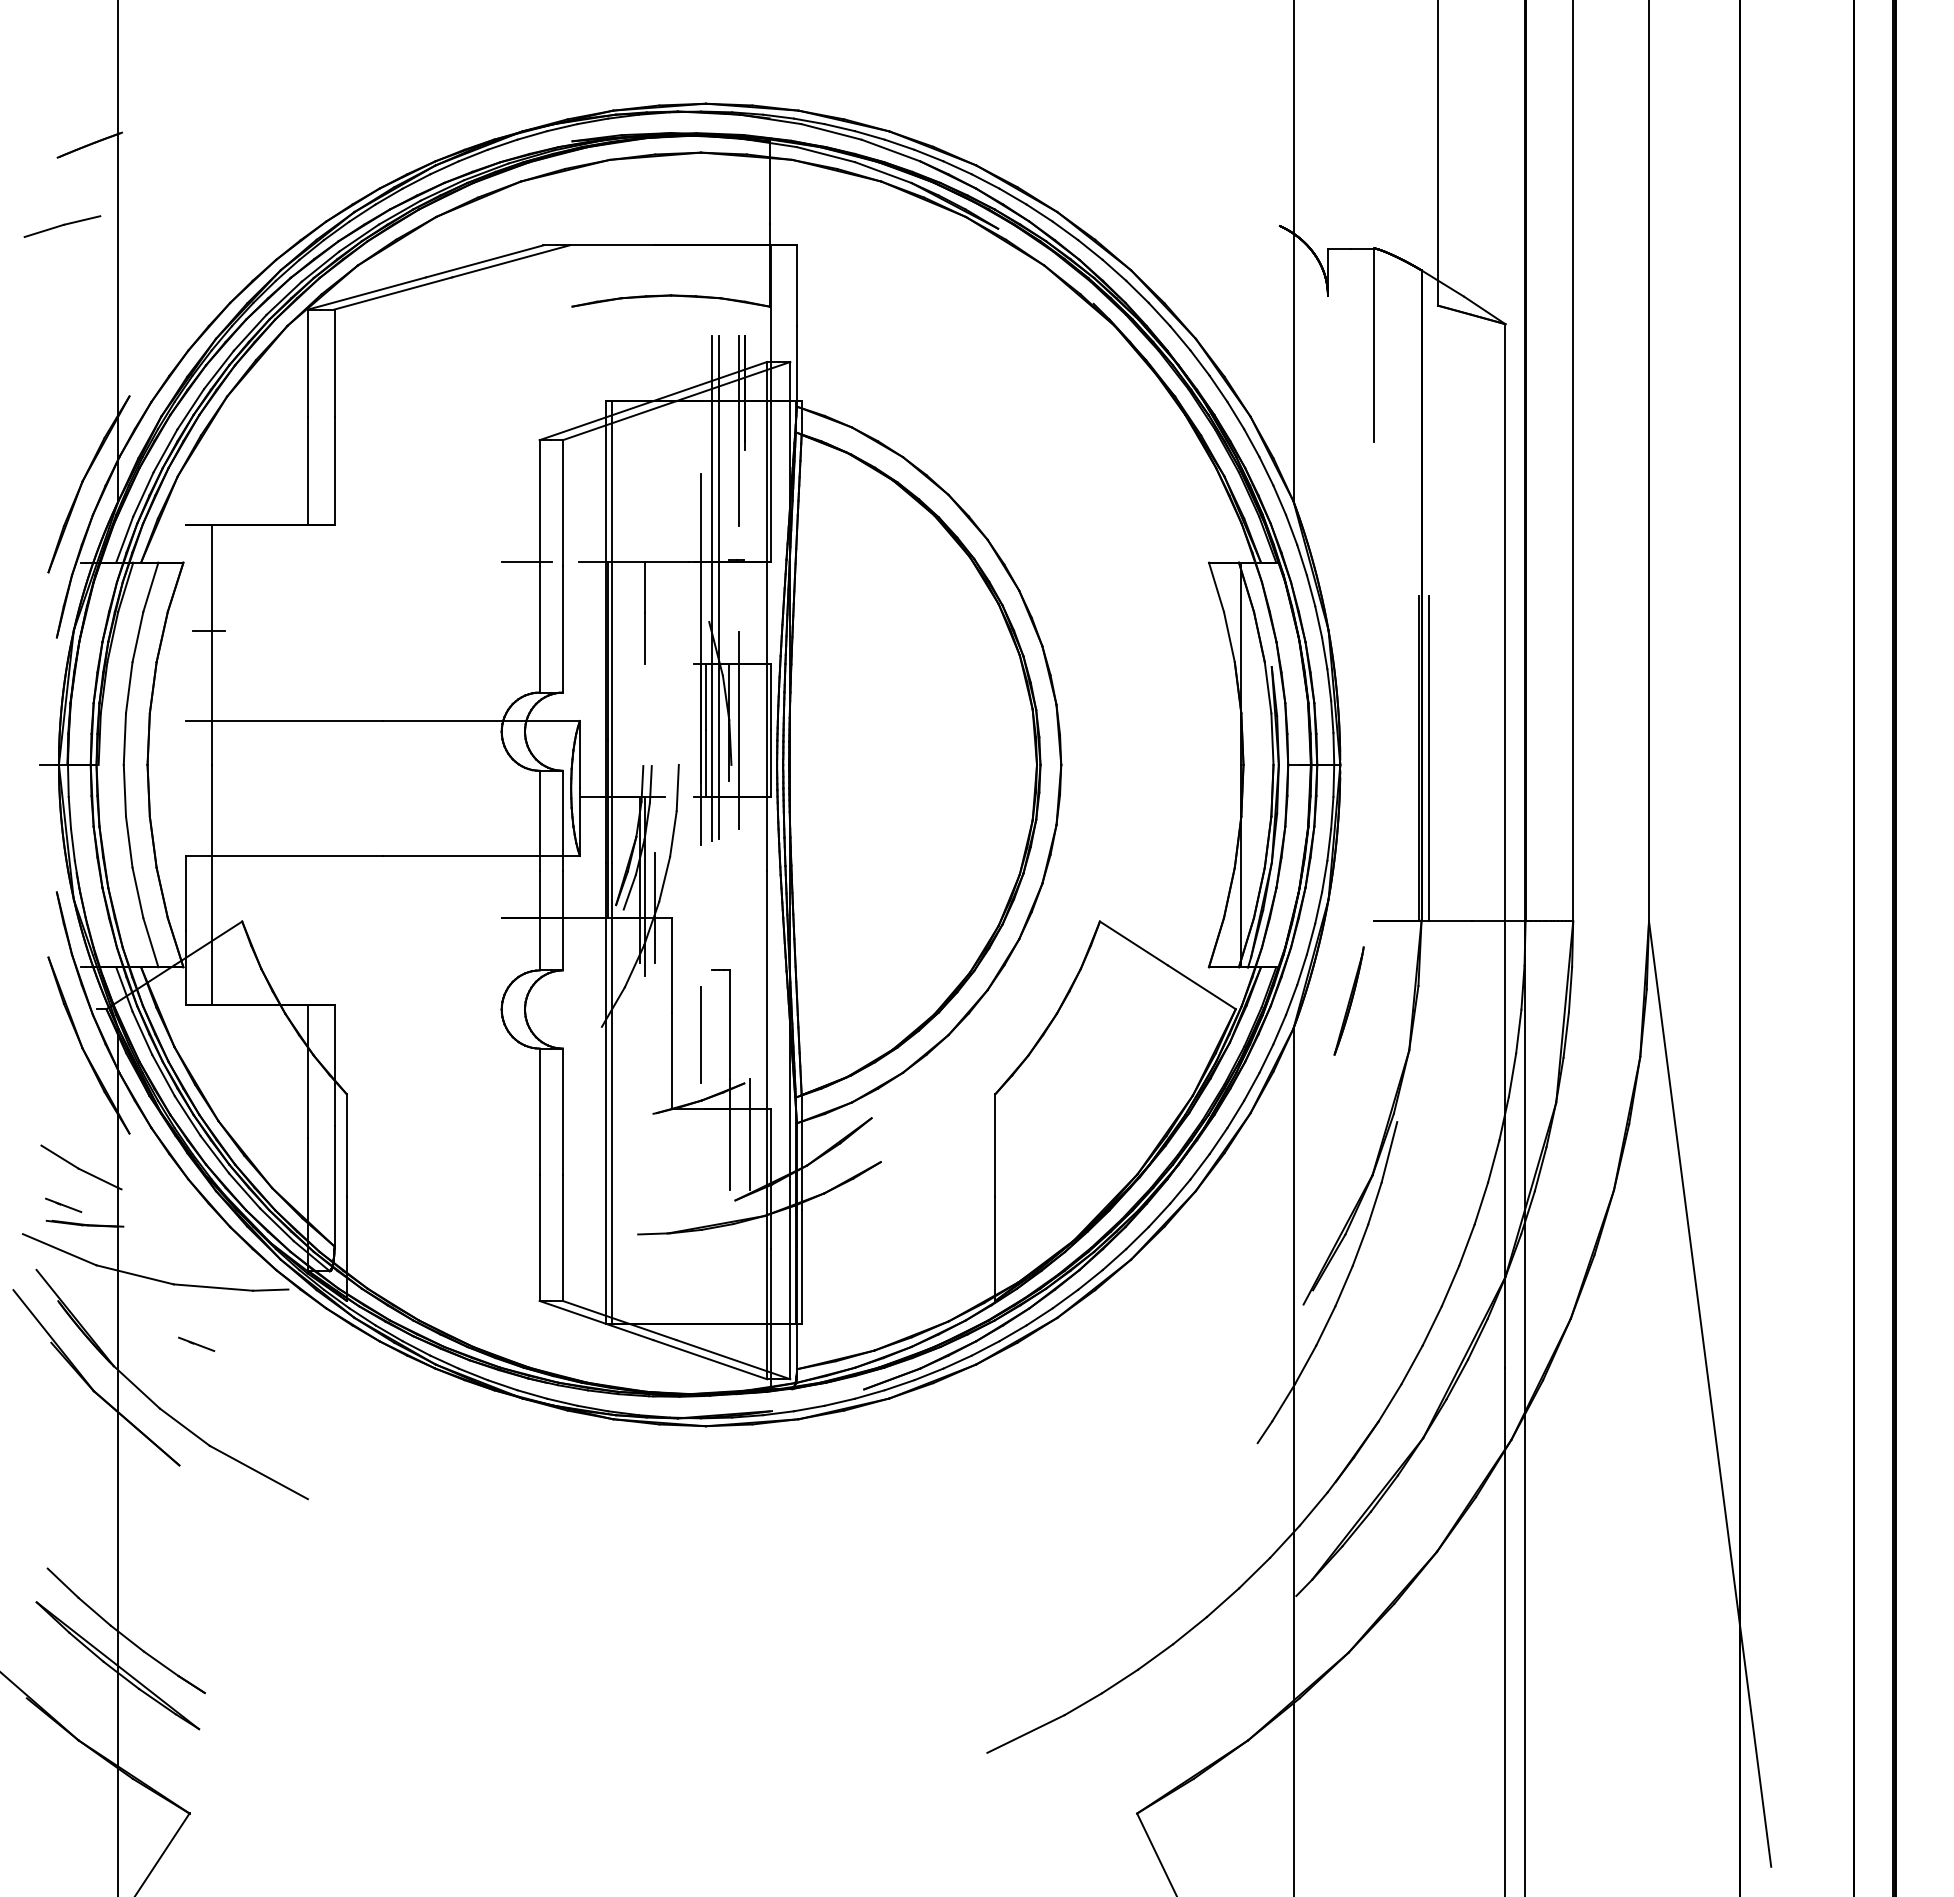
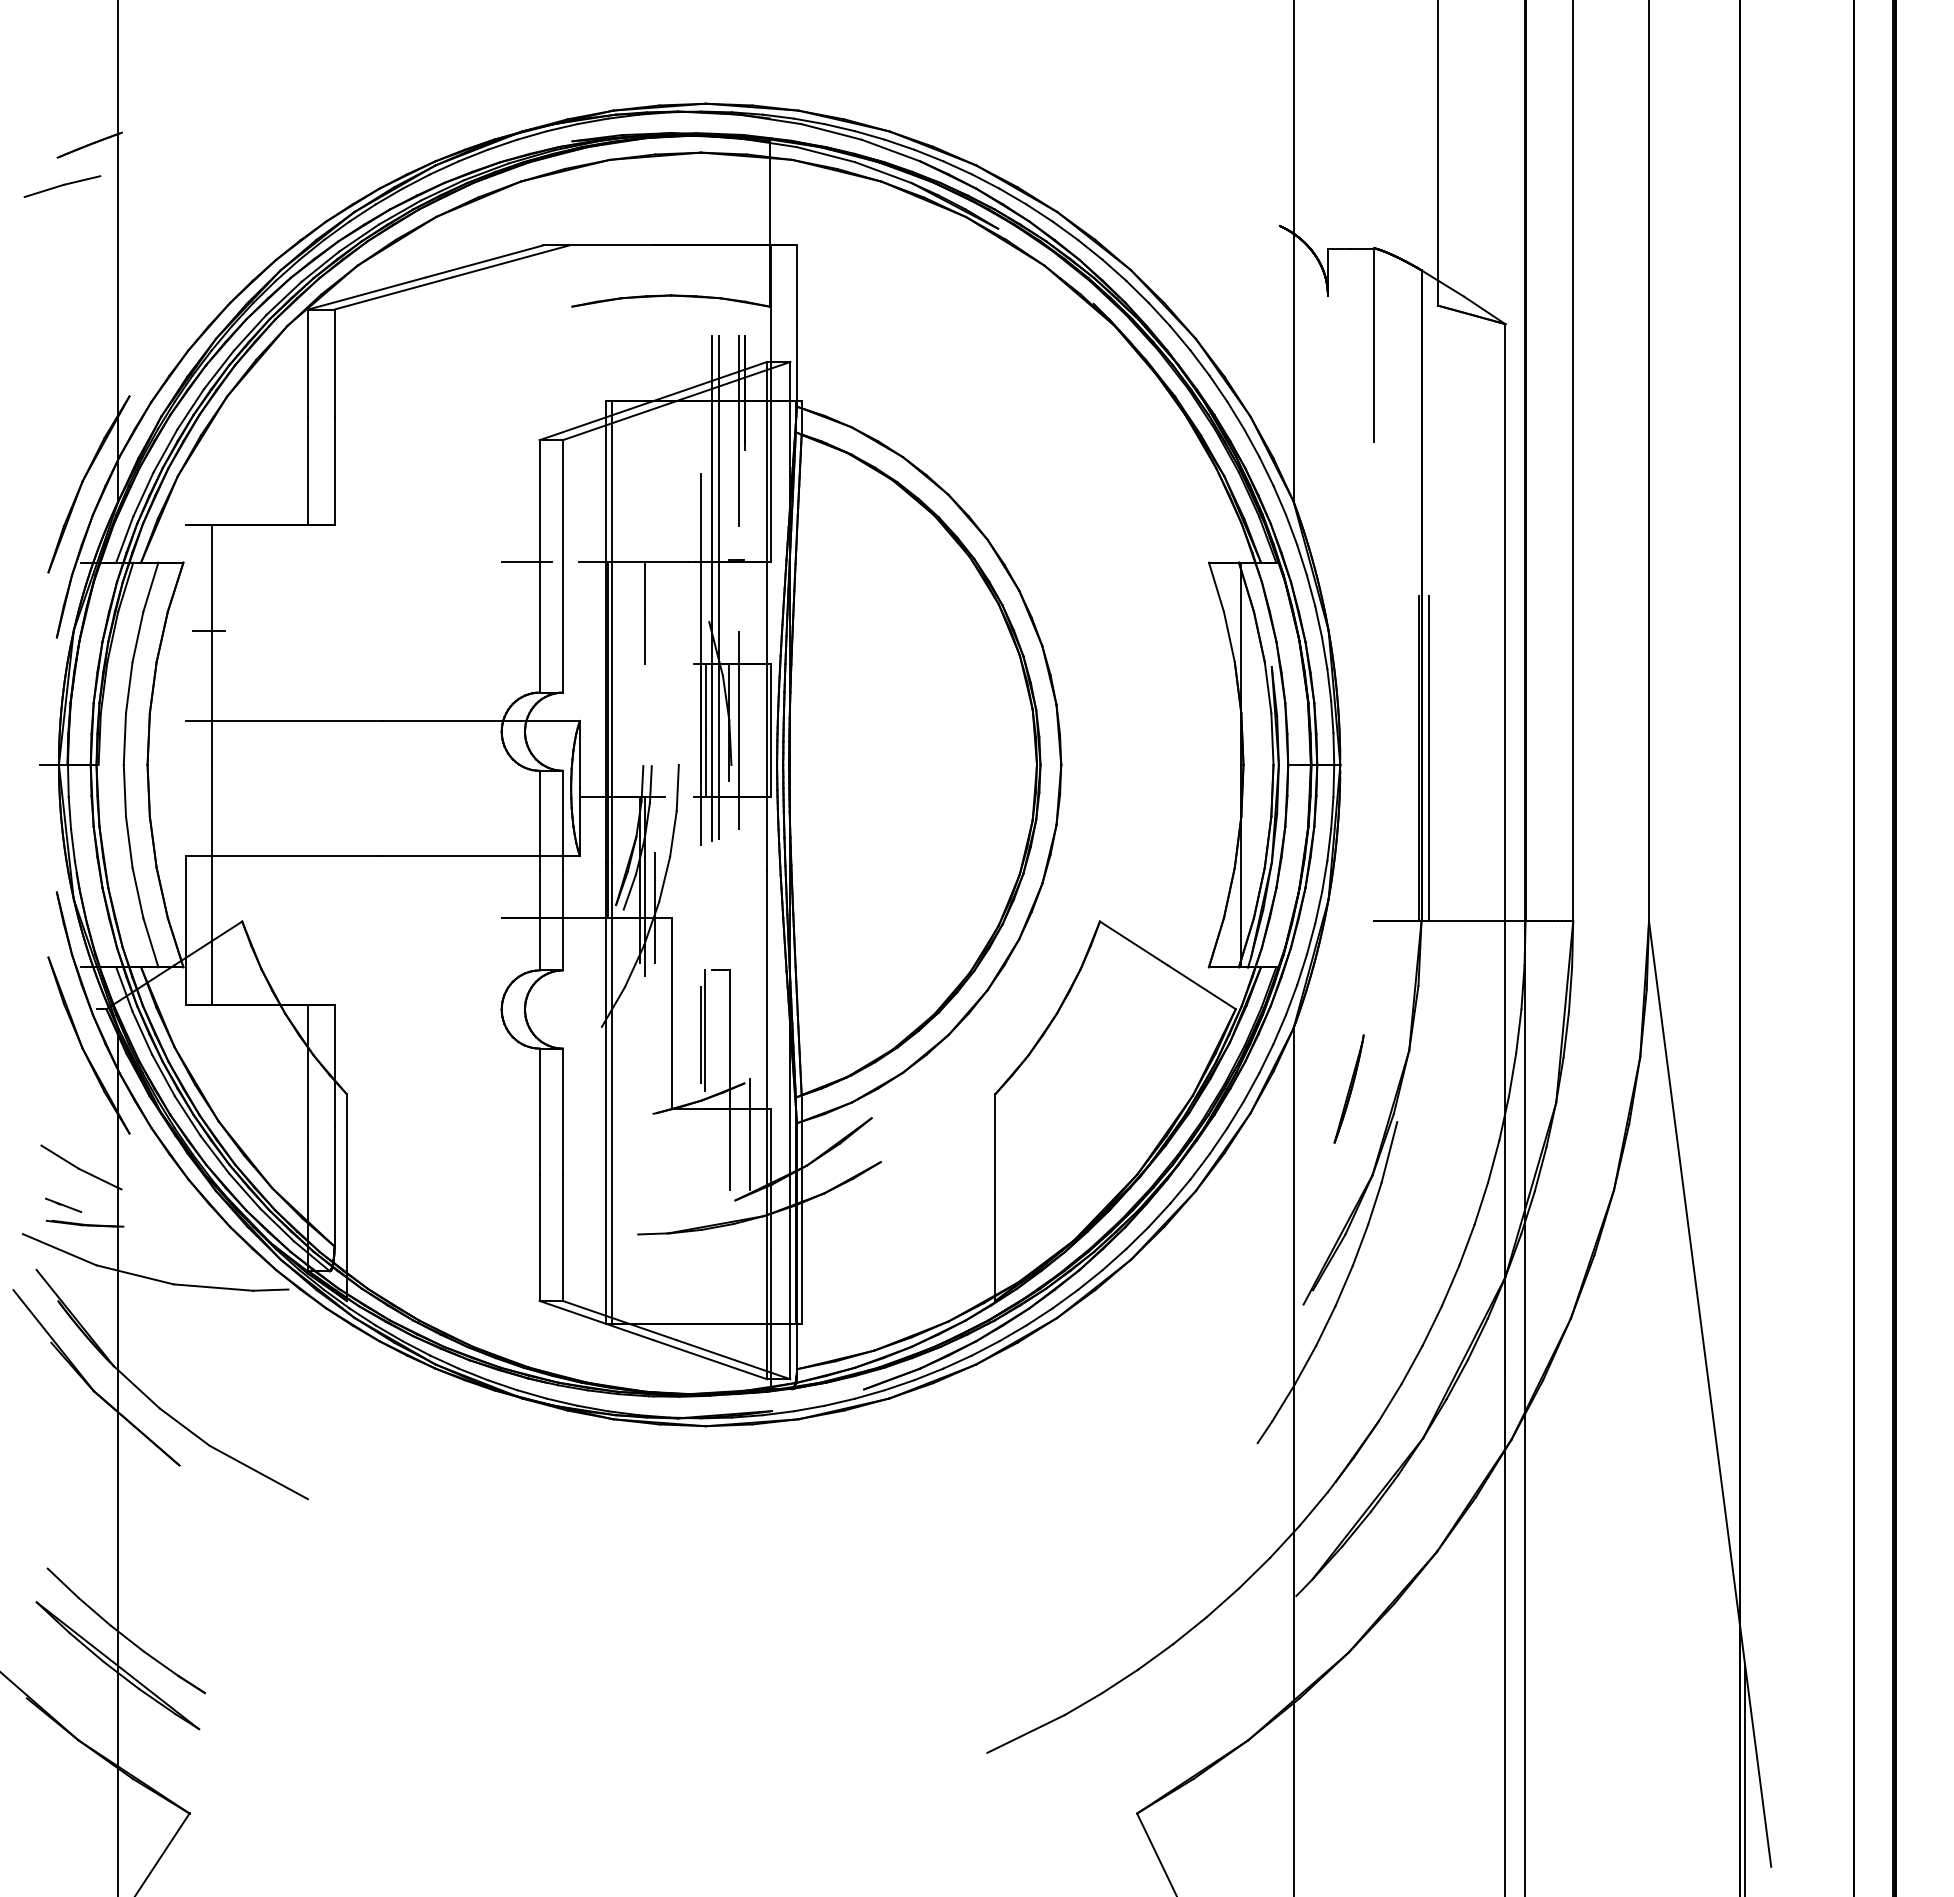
part position: (62, 226) -> (62, 186) (62, 186)
part position: (1348, 1000) -> (1348, 1088) (1348, 1088)
line: none -> present (705, 1030)
line: present -> none (196, 1343)
line: none -> present (1745, 1778)
